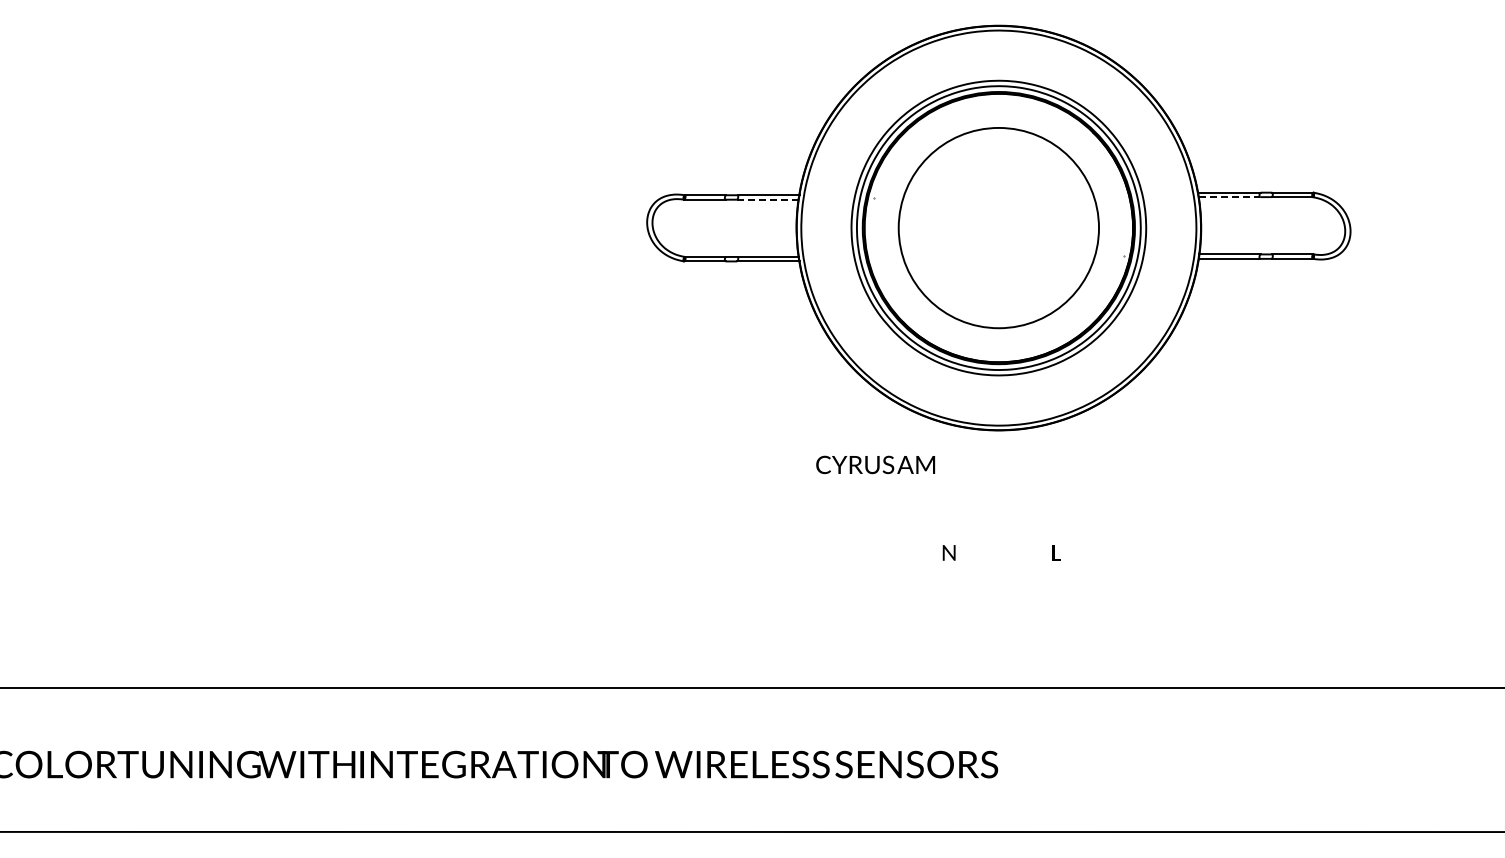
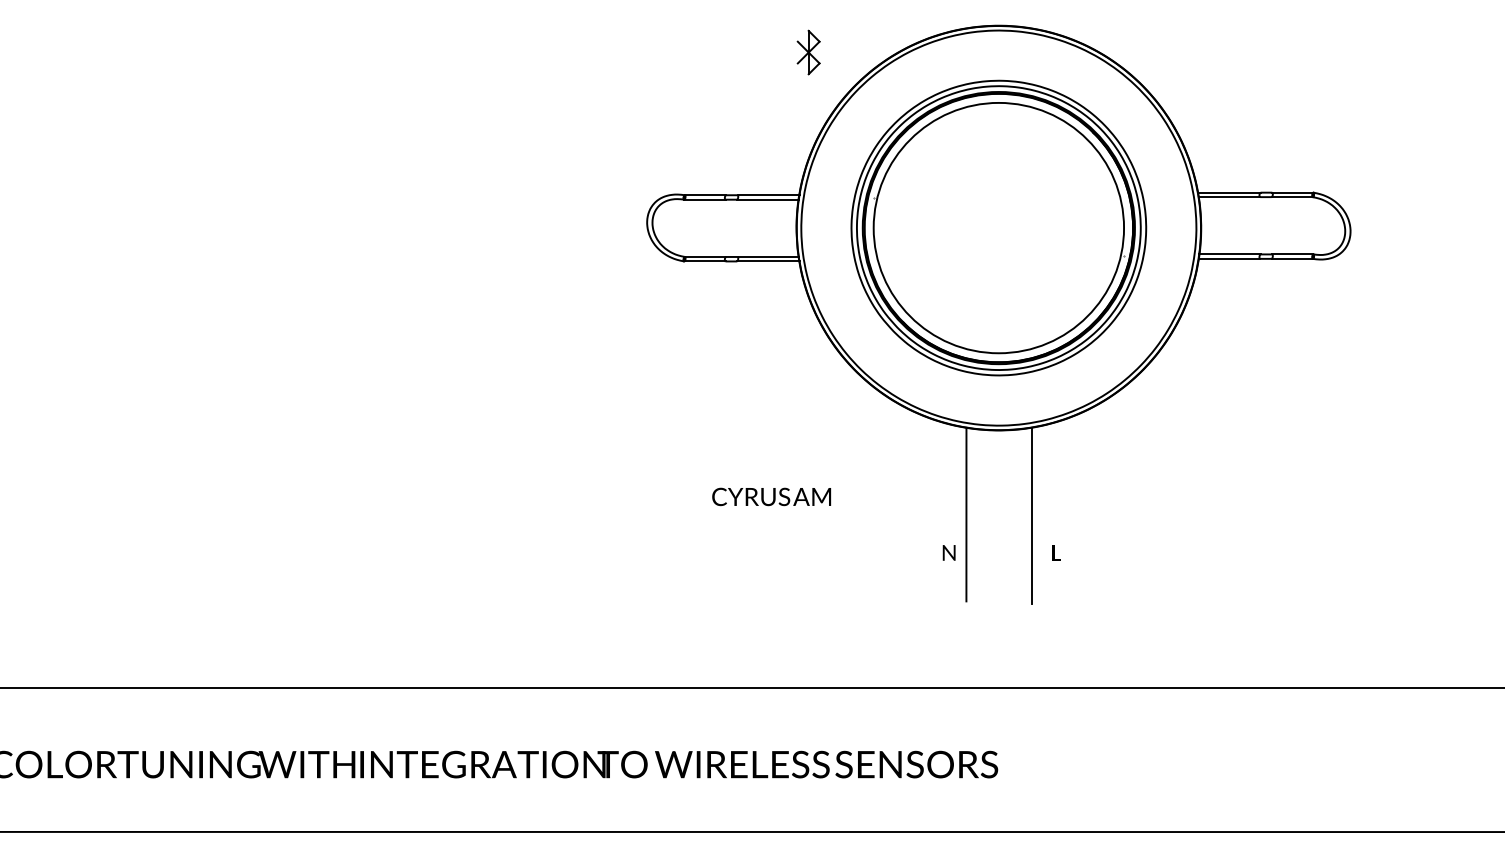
part: none -> present (808, 52)
line: dashed -> solid (1229, 197)
line: dashed -> solid (767, 199)
circle diameter: 200 px -> 250 px (998, 227)
text position: (875, 464) -> (771, 496) (771, 496)
line: none -> present (966, 514)
line: none -> present (1032, 515)
